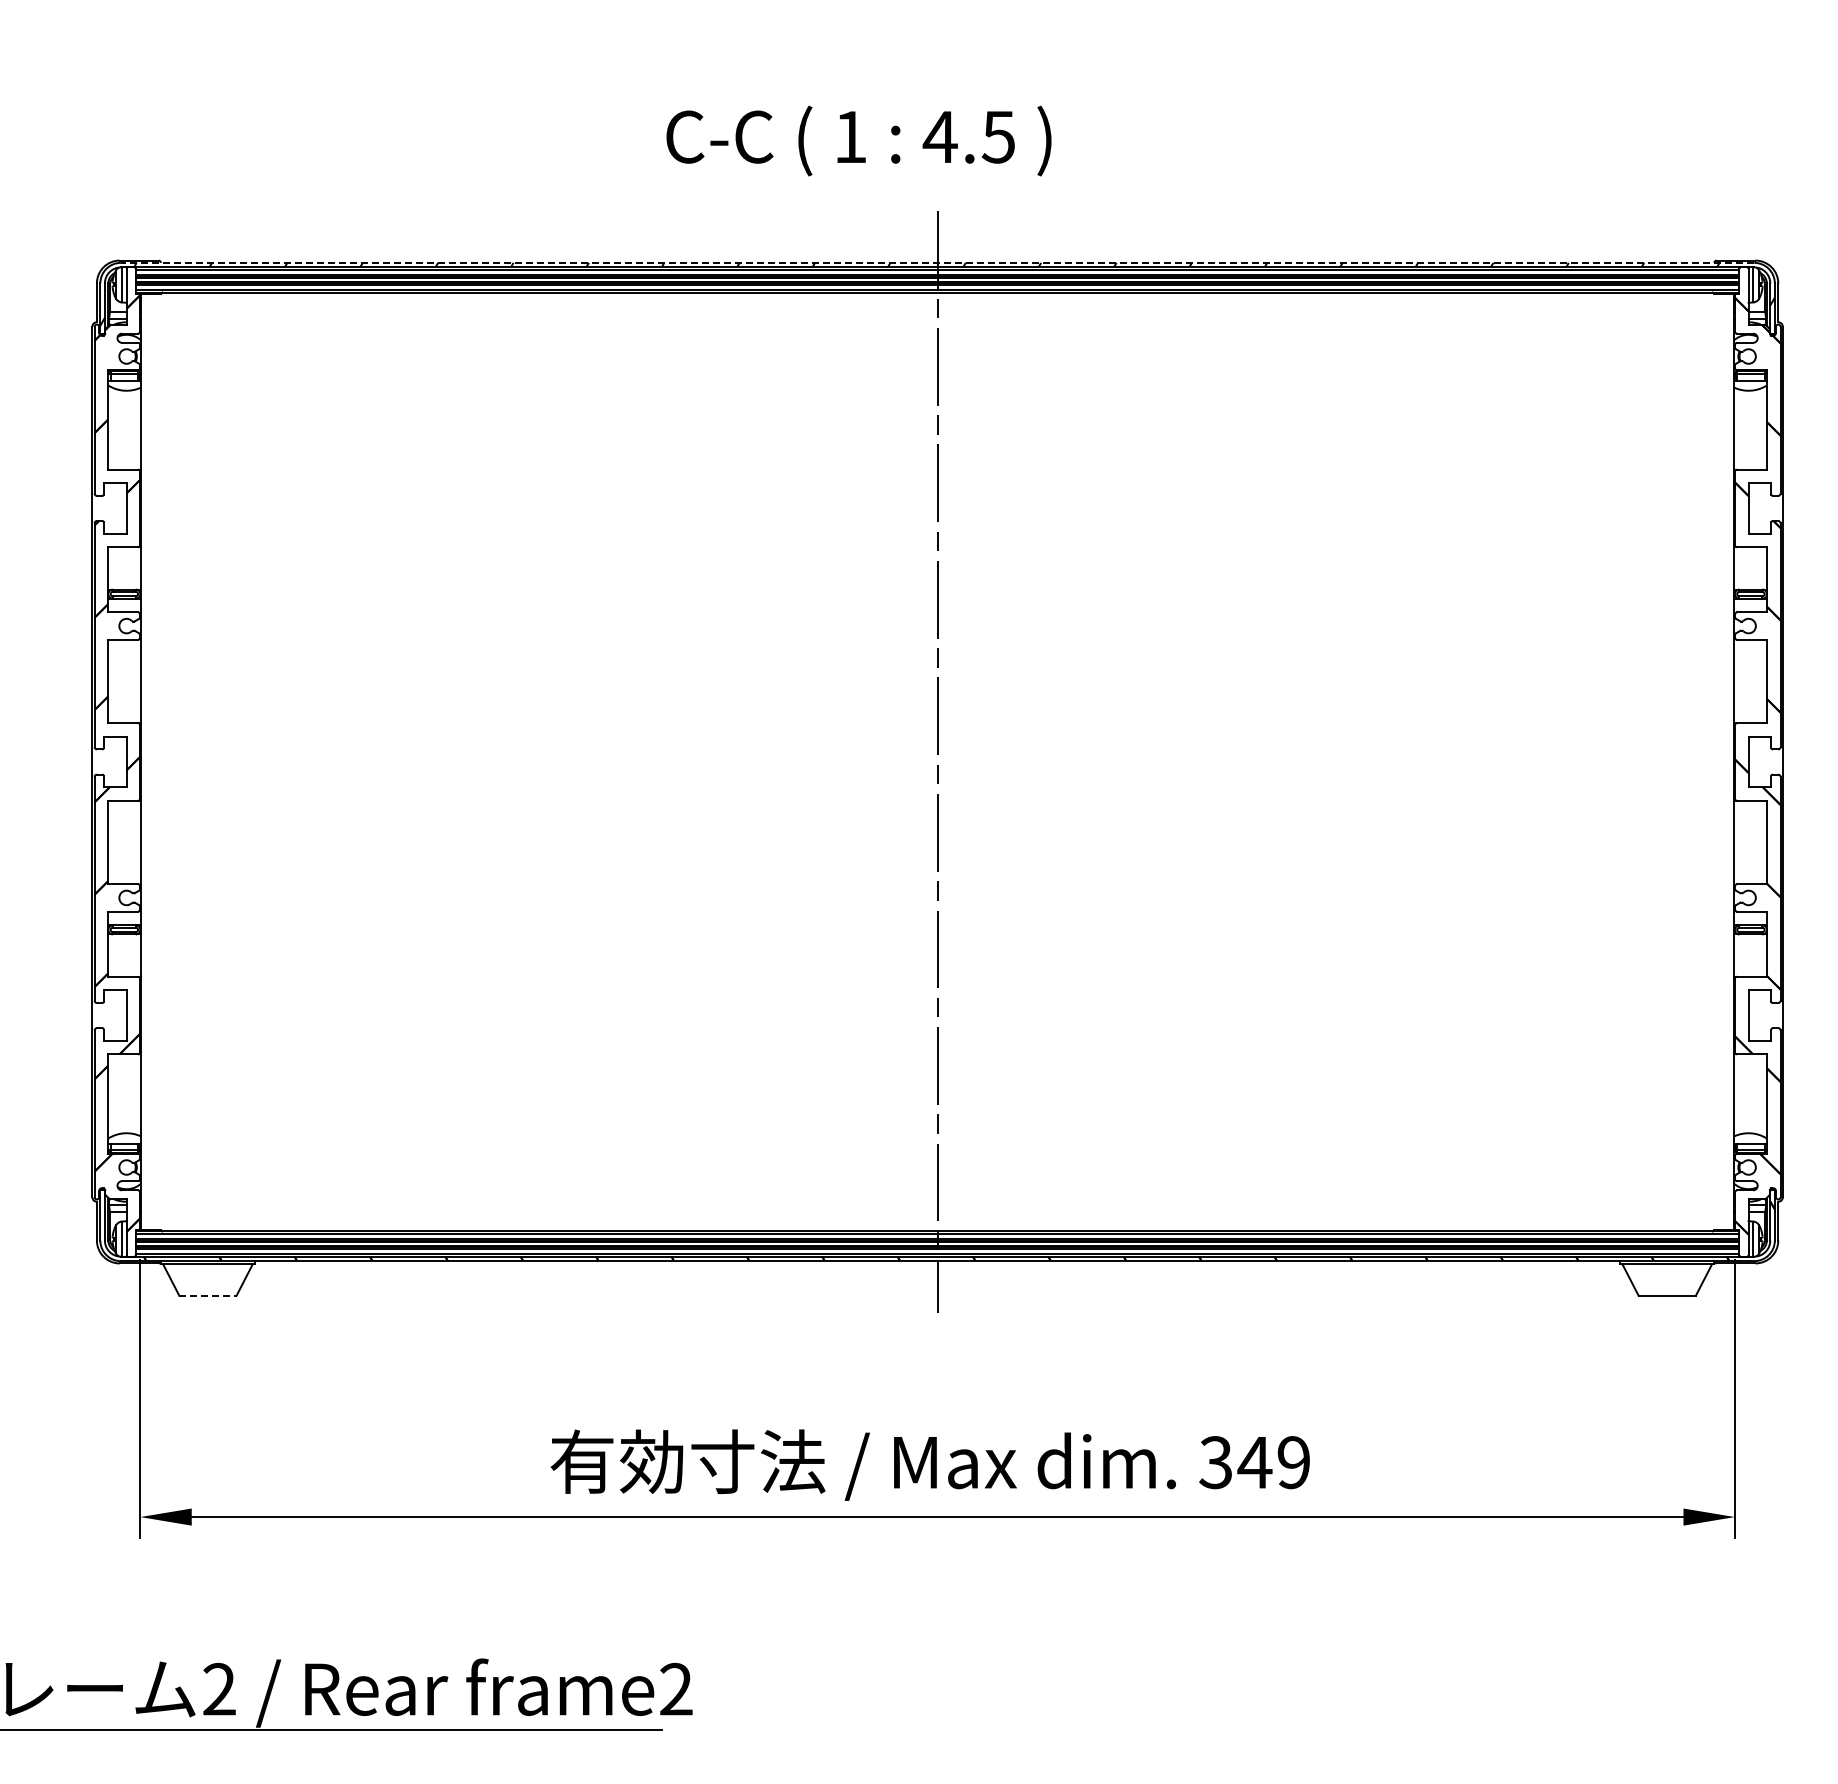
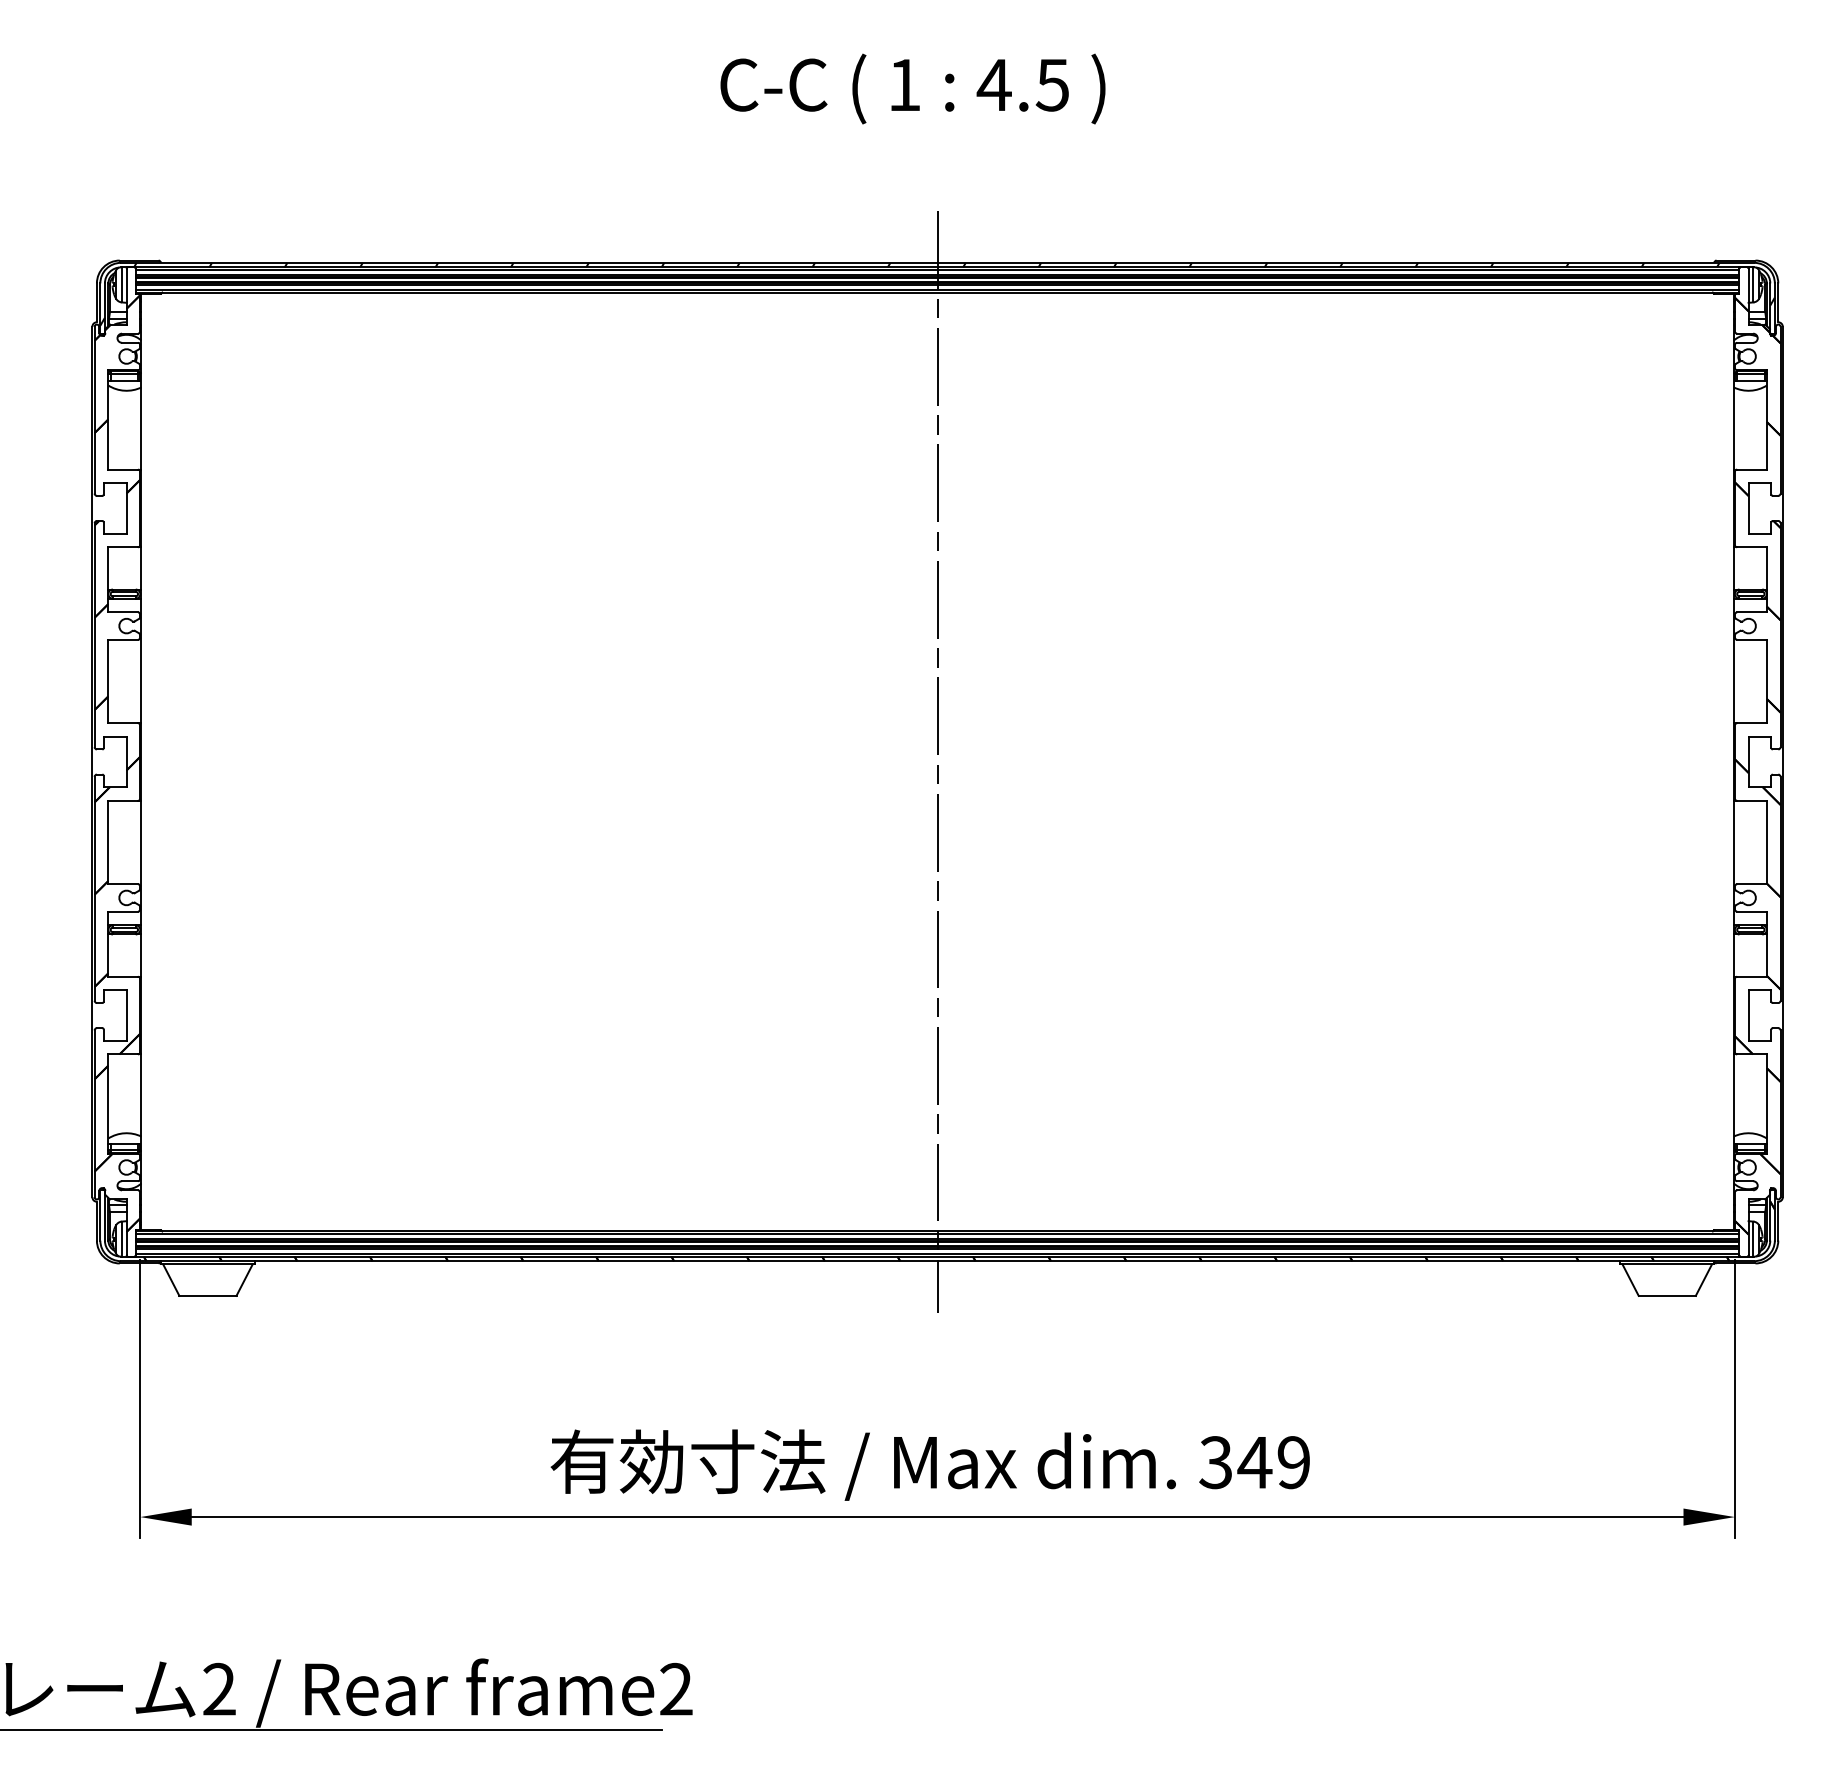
text position: (858, 140) -> (912, 88) (912, 88)
line: dashed -> solid (937, 262)
line: dashed -> solid (207, 1295)
